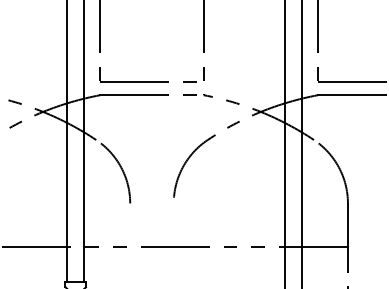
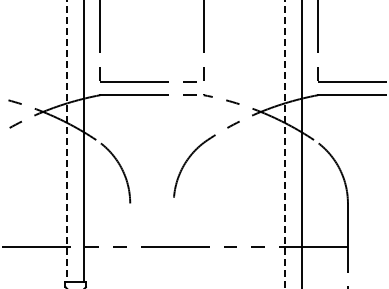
line: solid -> dashed (67, 141)
line: solid -> dashed (285, 144)
